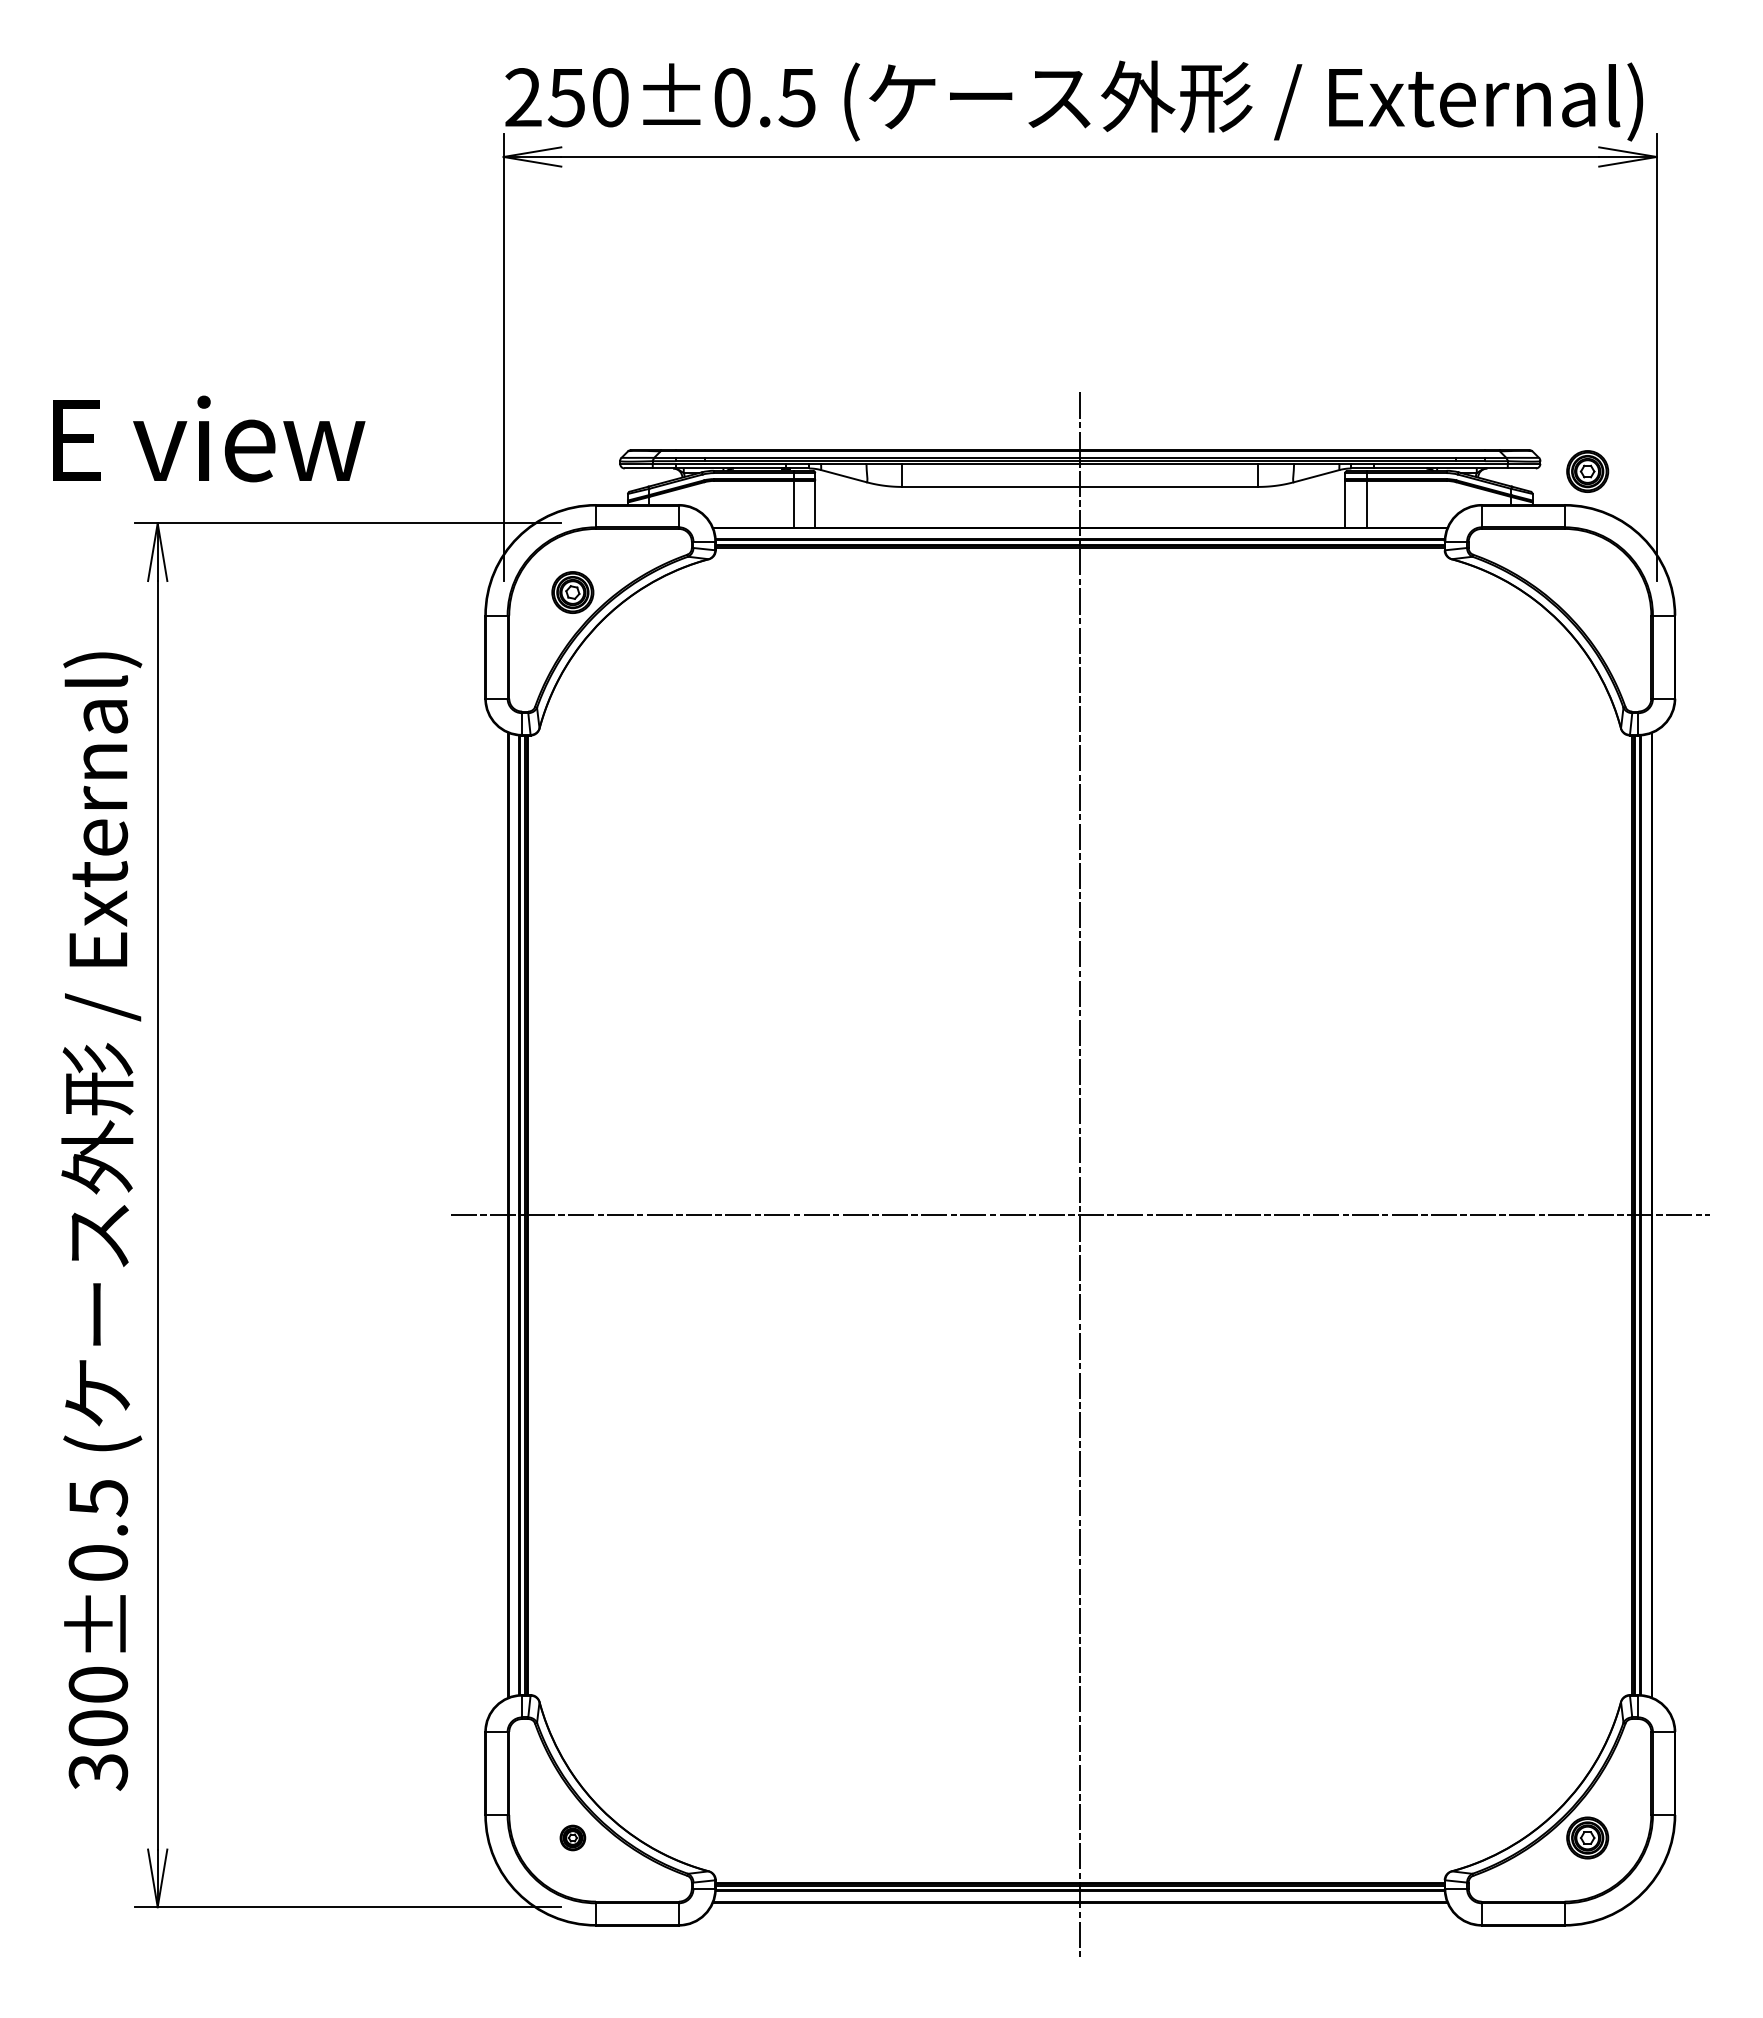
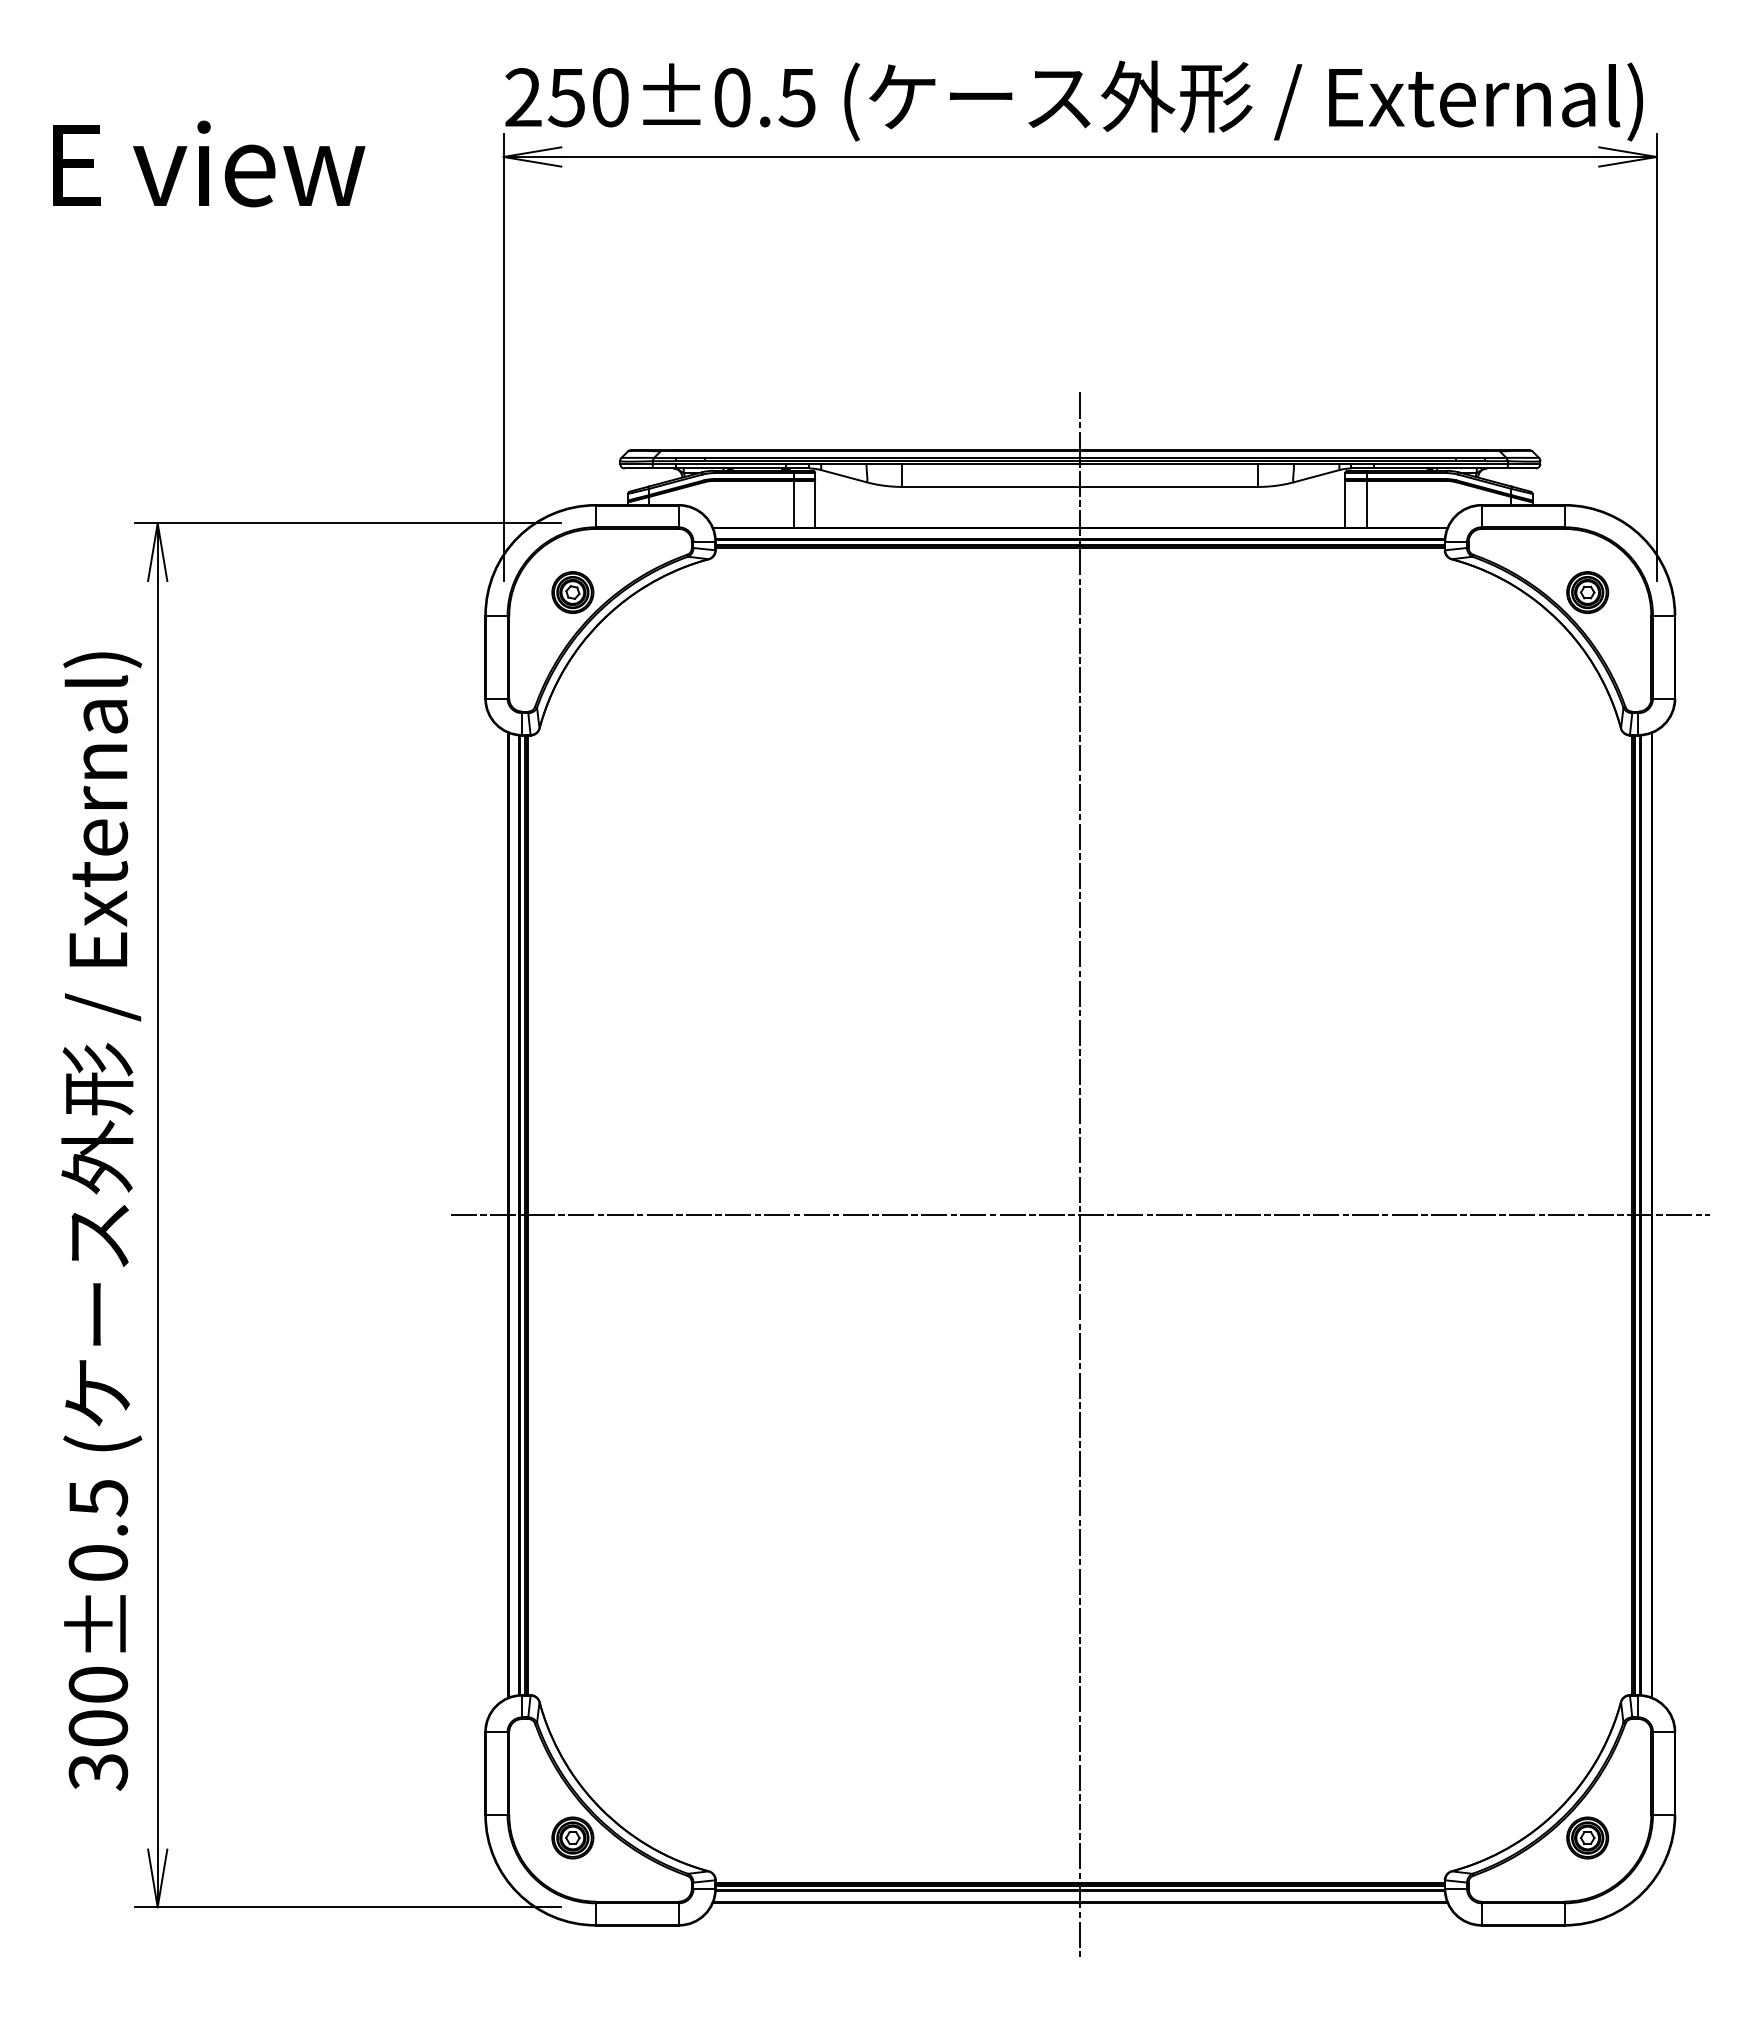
text position: (209, 438) -> (209, 163) (209, 163)
part position: (1587, 471) -> (1587, 592) (1587, 592)
part size: 28x28 px -> 44x44 px (572, 1837)
